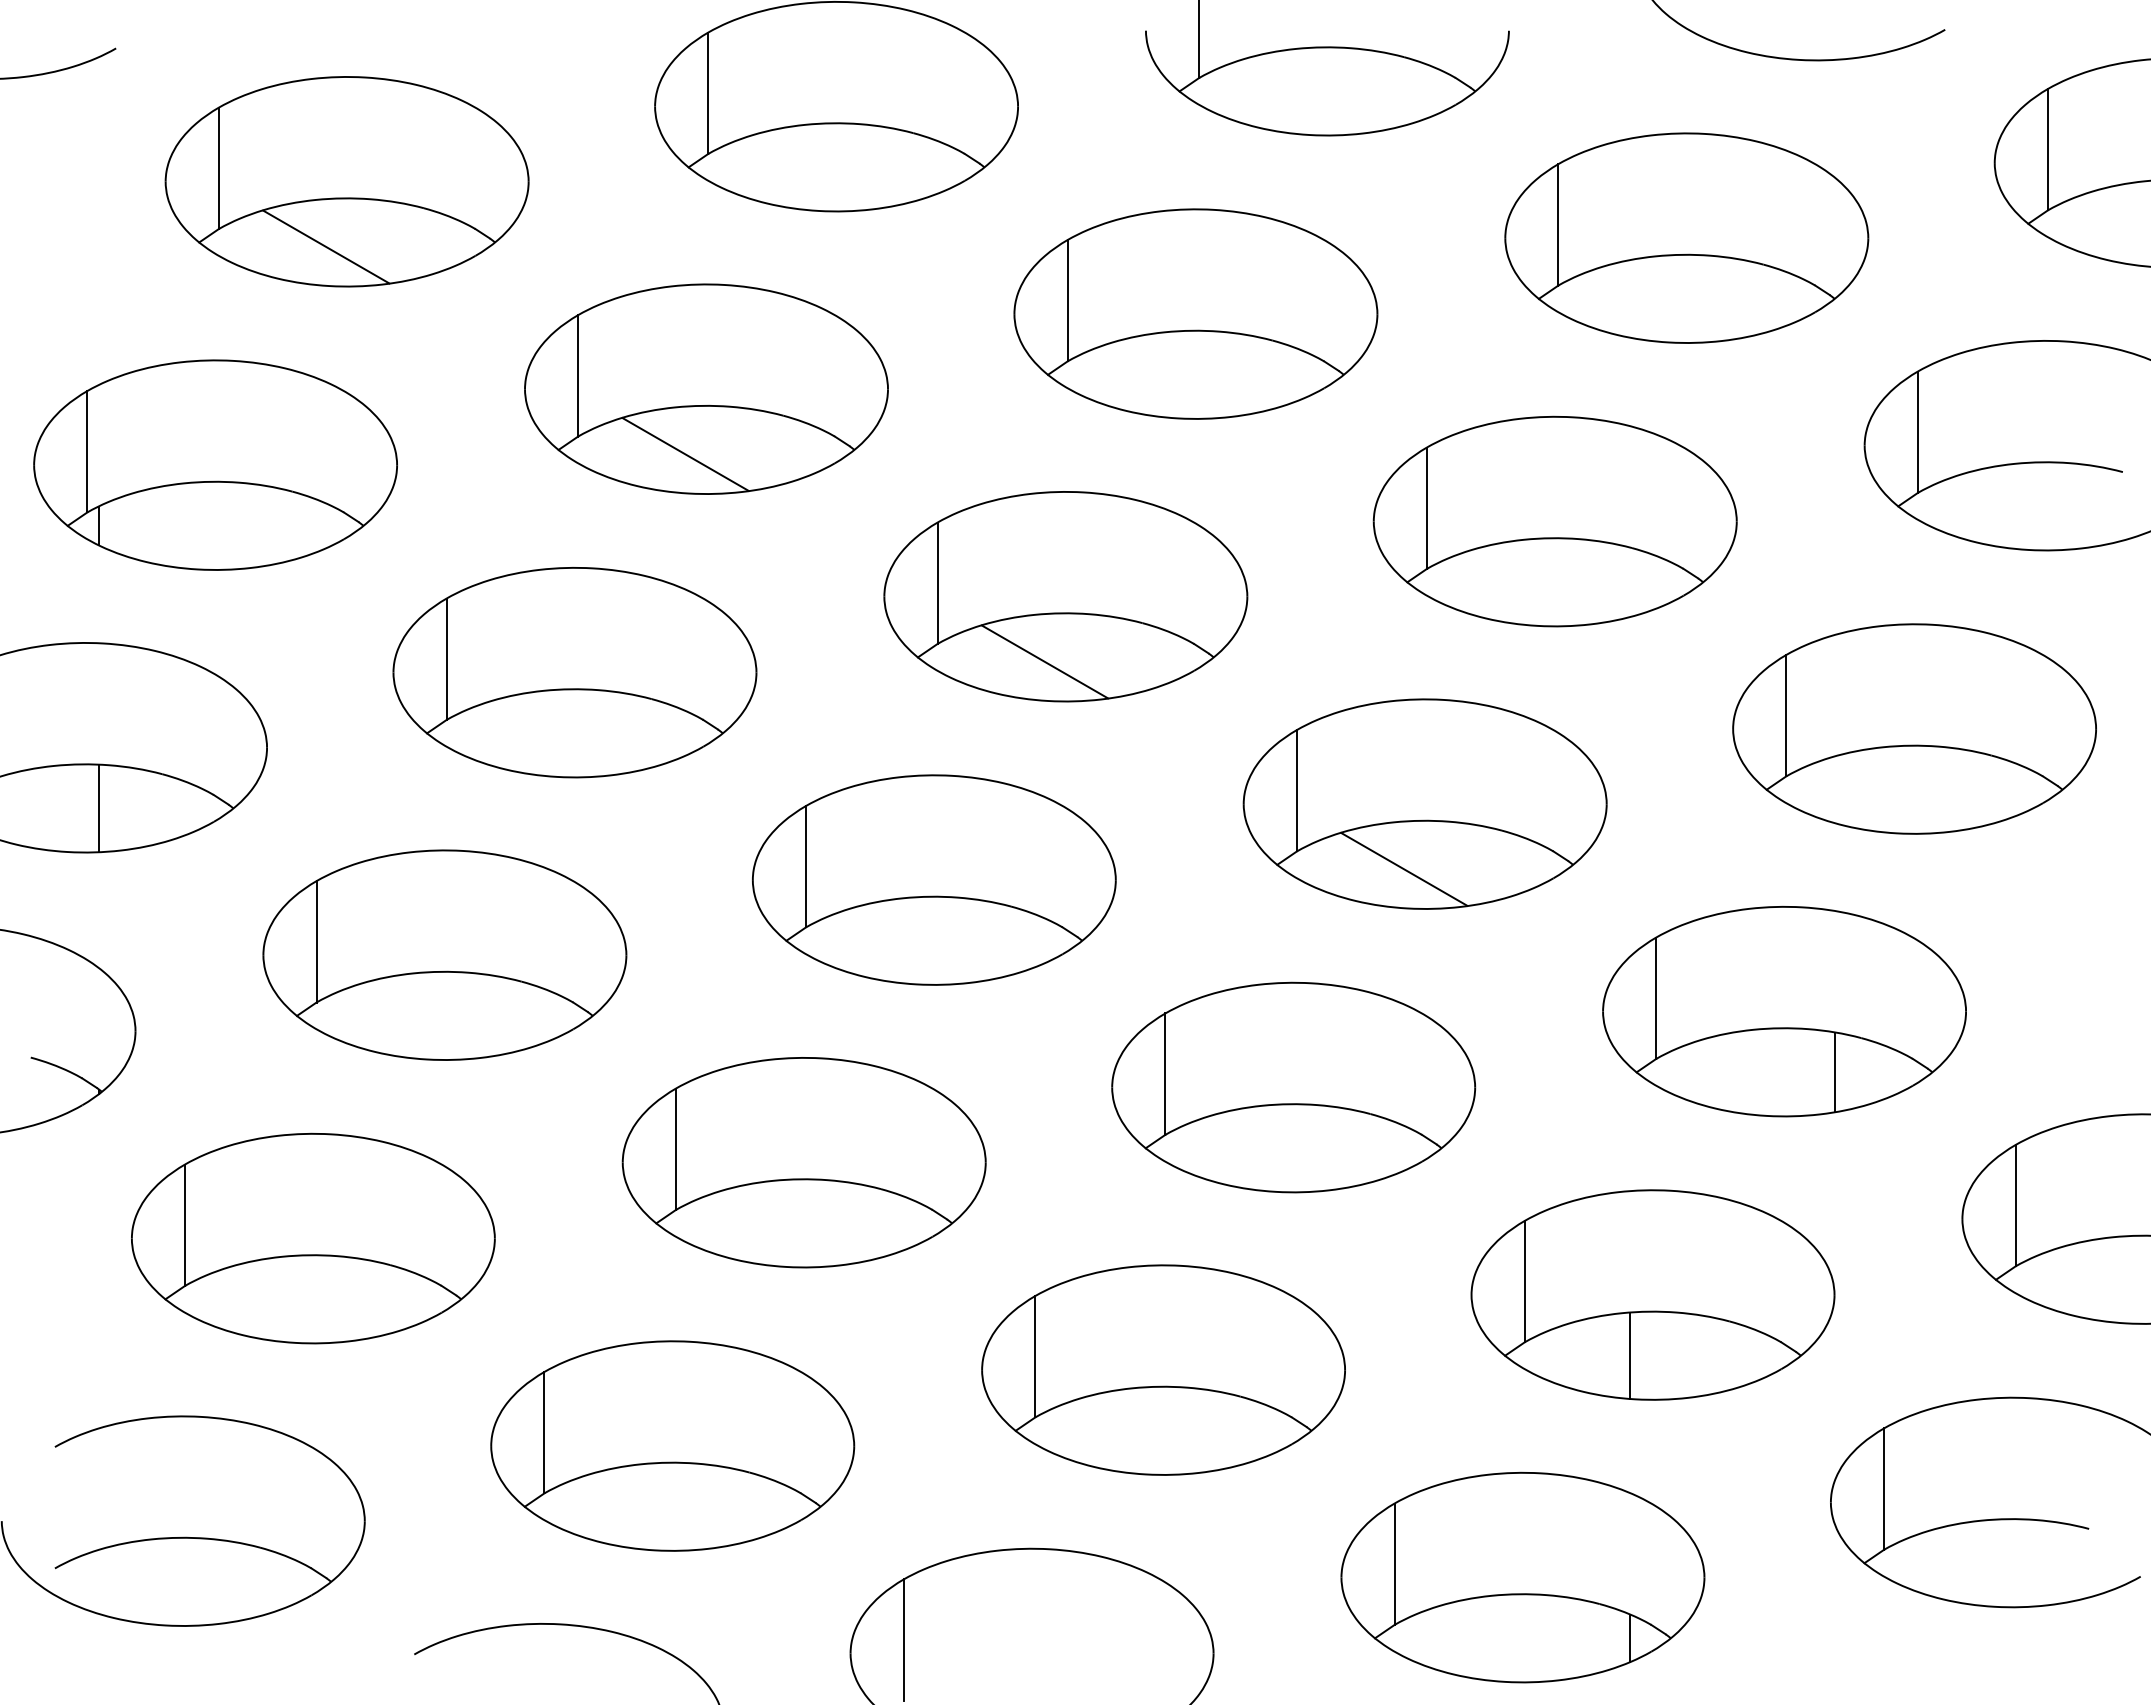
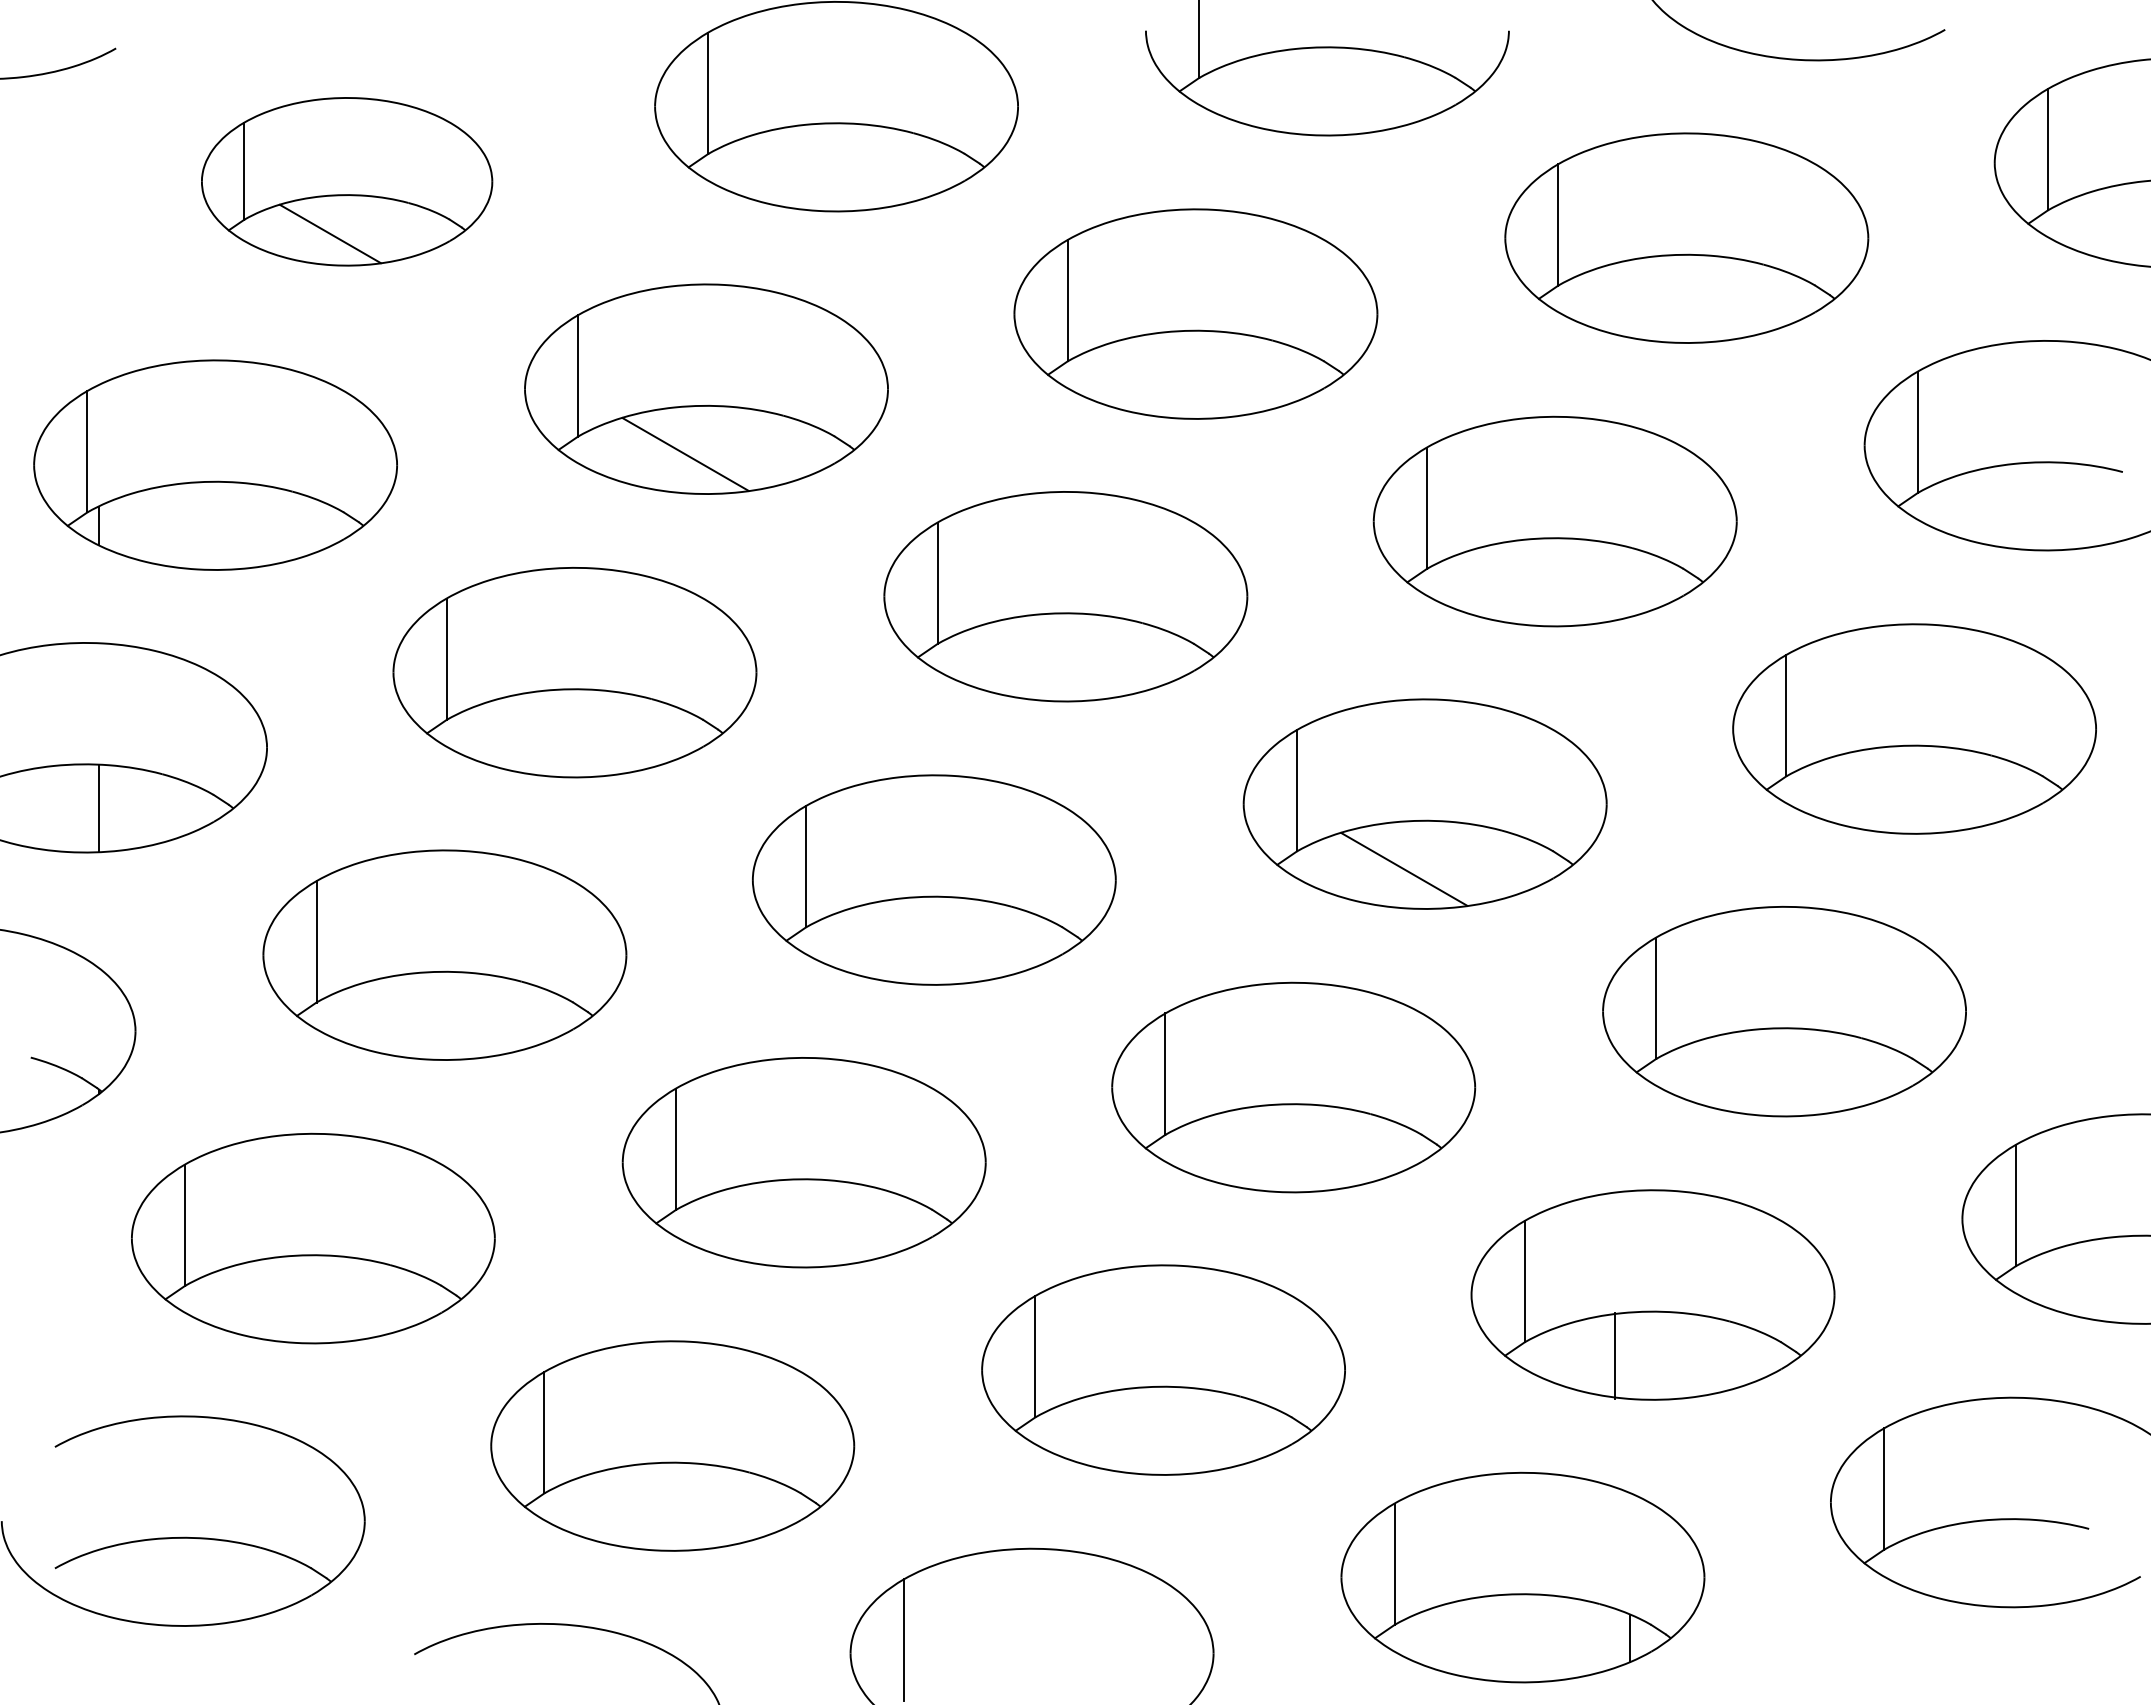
part size: 366x212 px -> 293x170 px (347, 181)
line: present -> none (1044, 661)
line: present -> none (1835, 1071)
line position: (1630, 1355) -> (1615, 1355) (1615, 1355)
